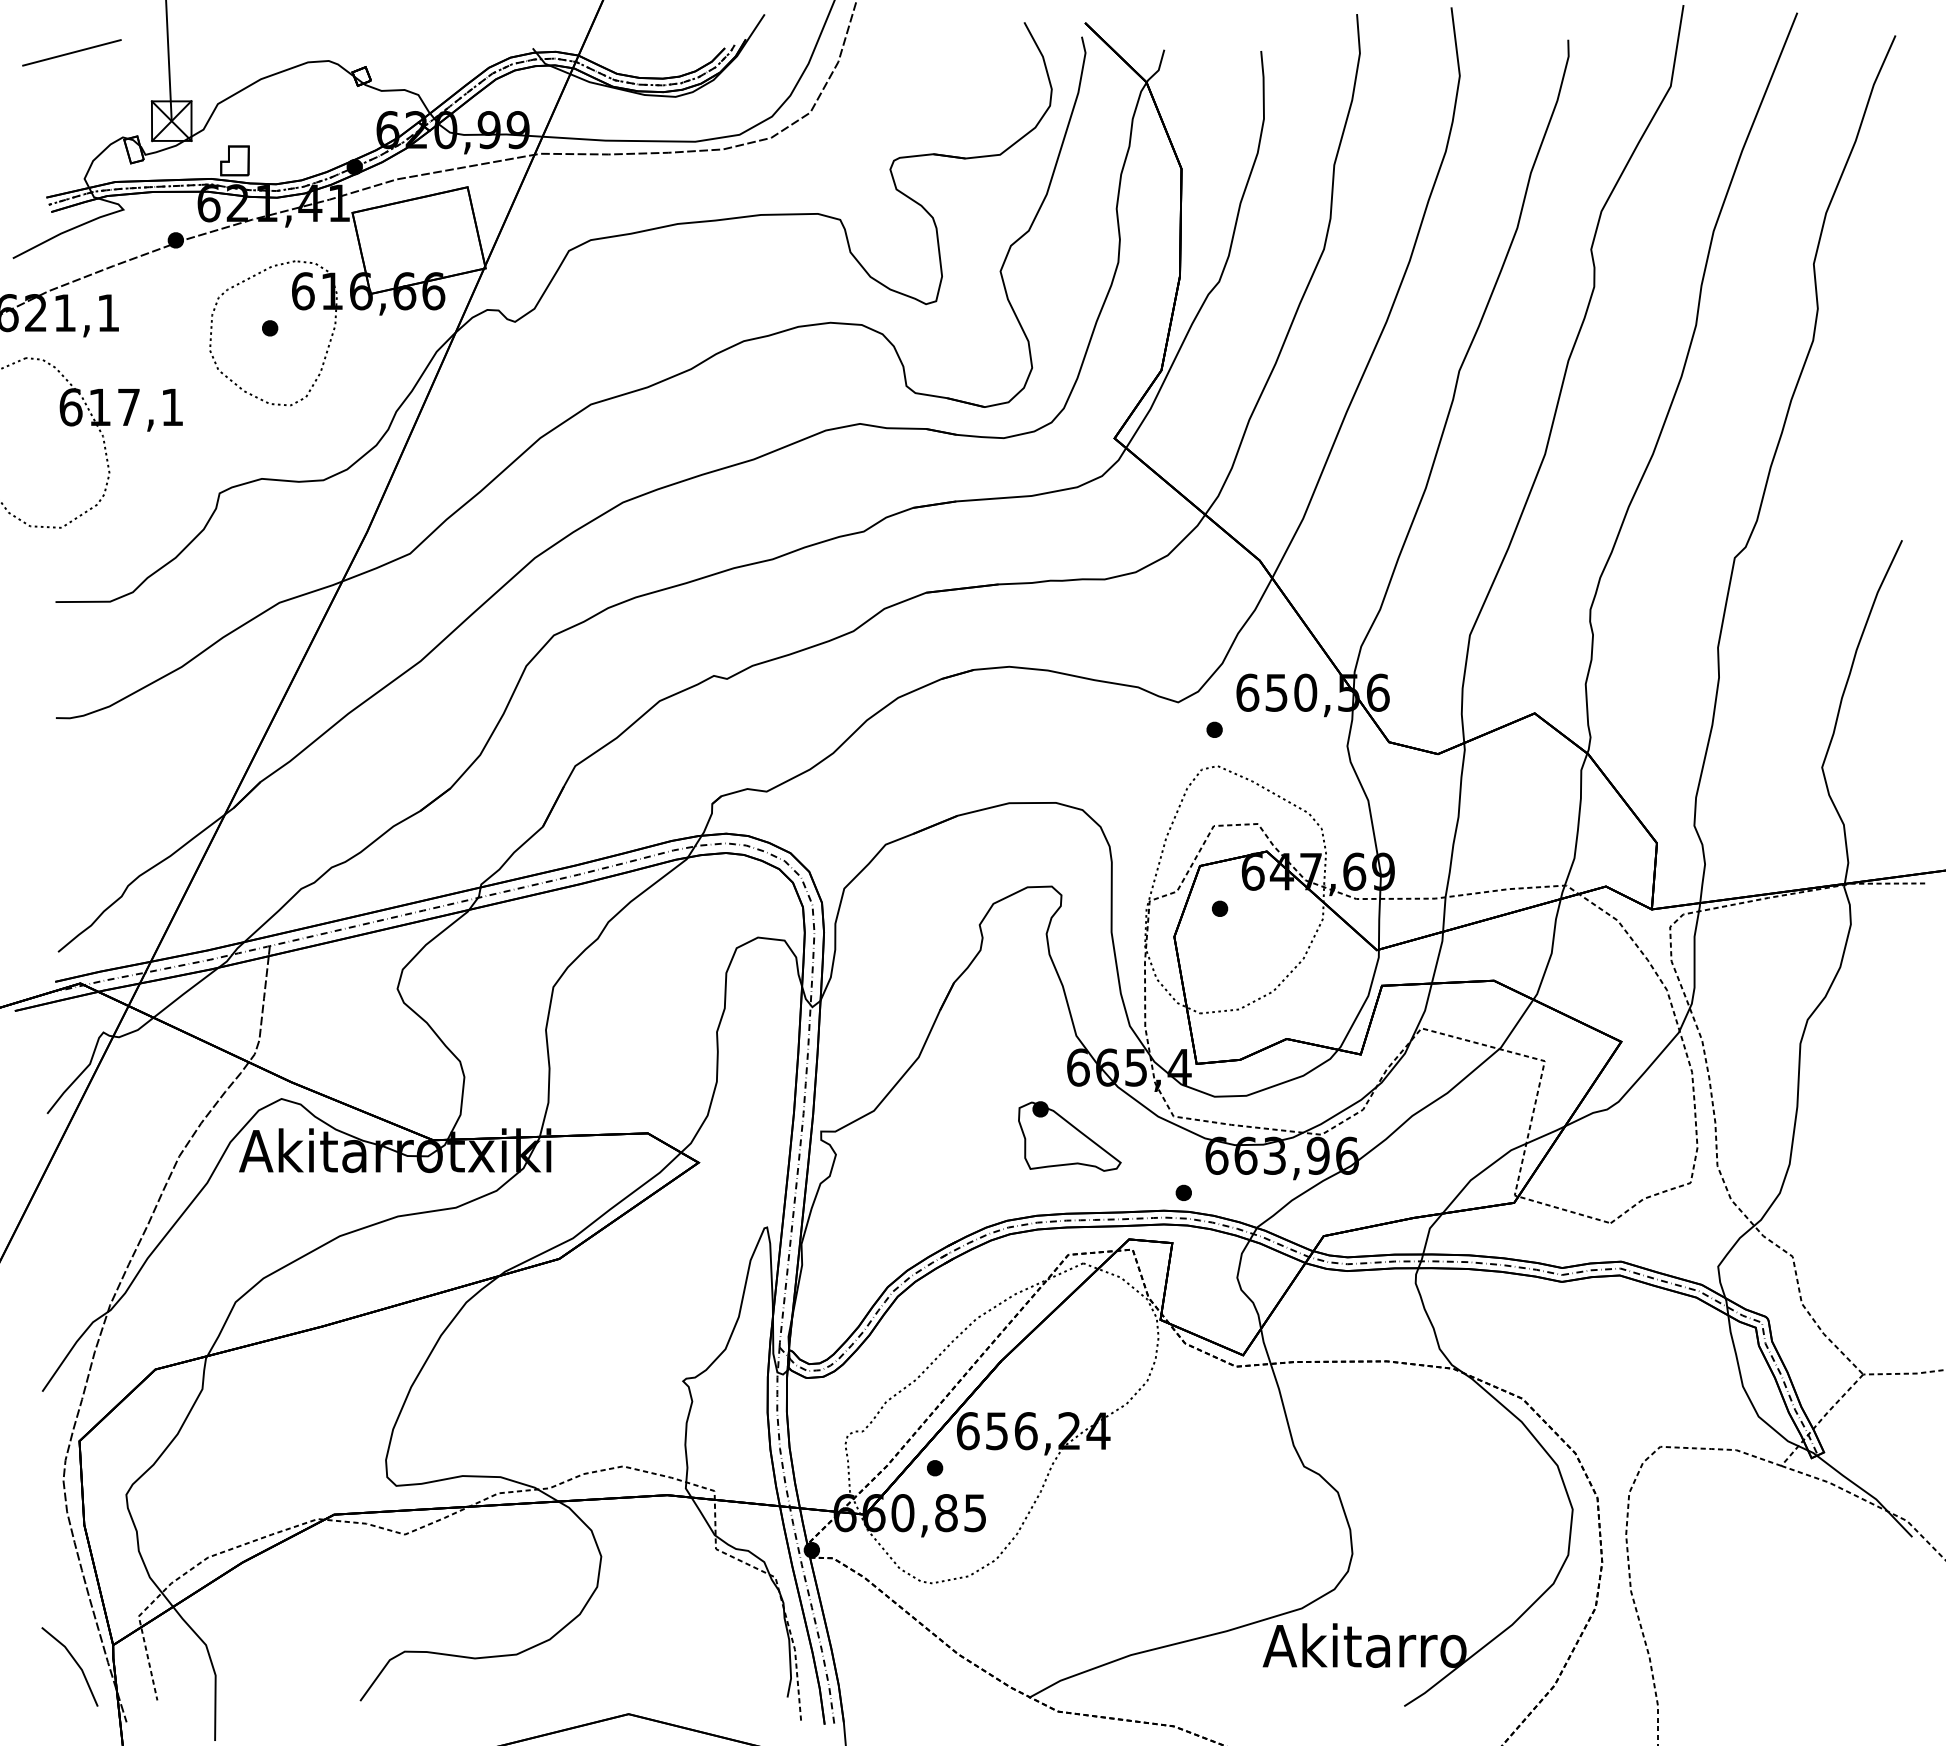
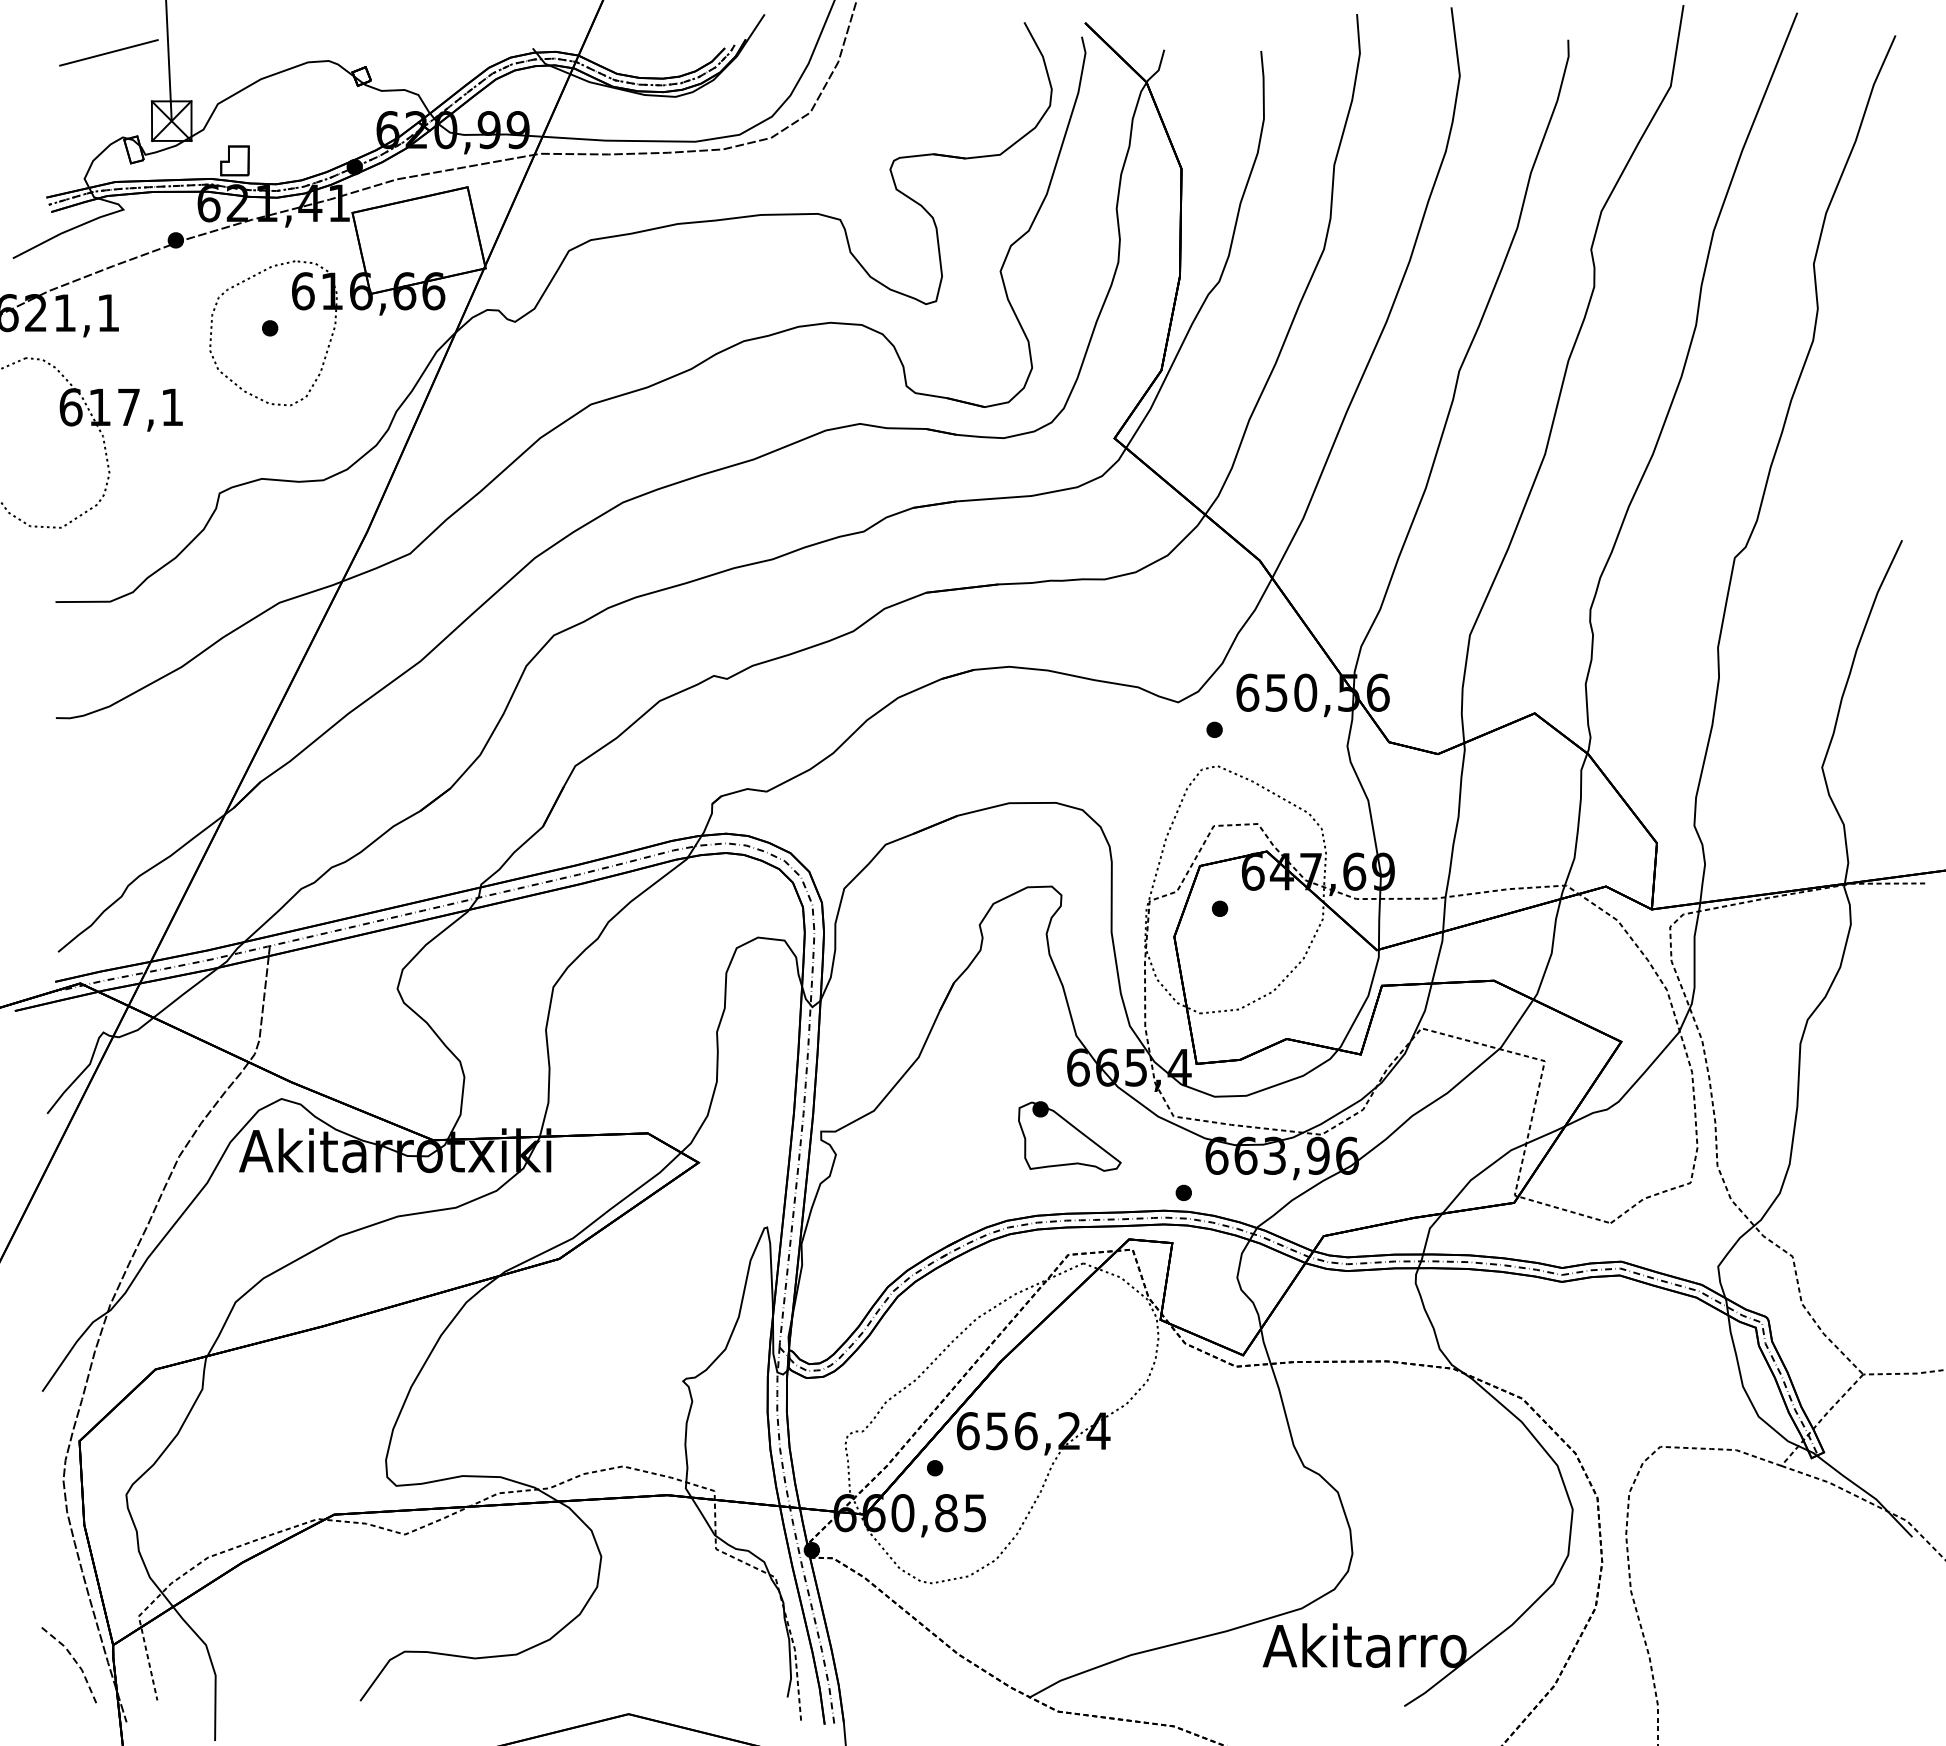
line position: (71, 52) -> (108, 52) (108, 52)
line: solid -> dashed (76, 1662)
